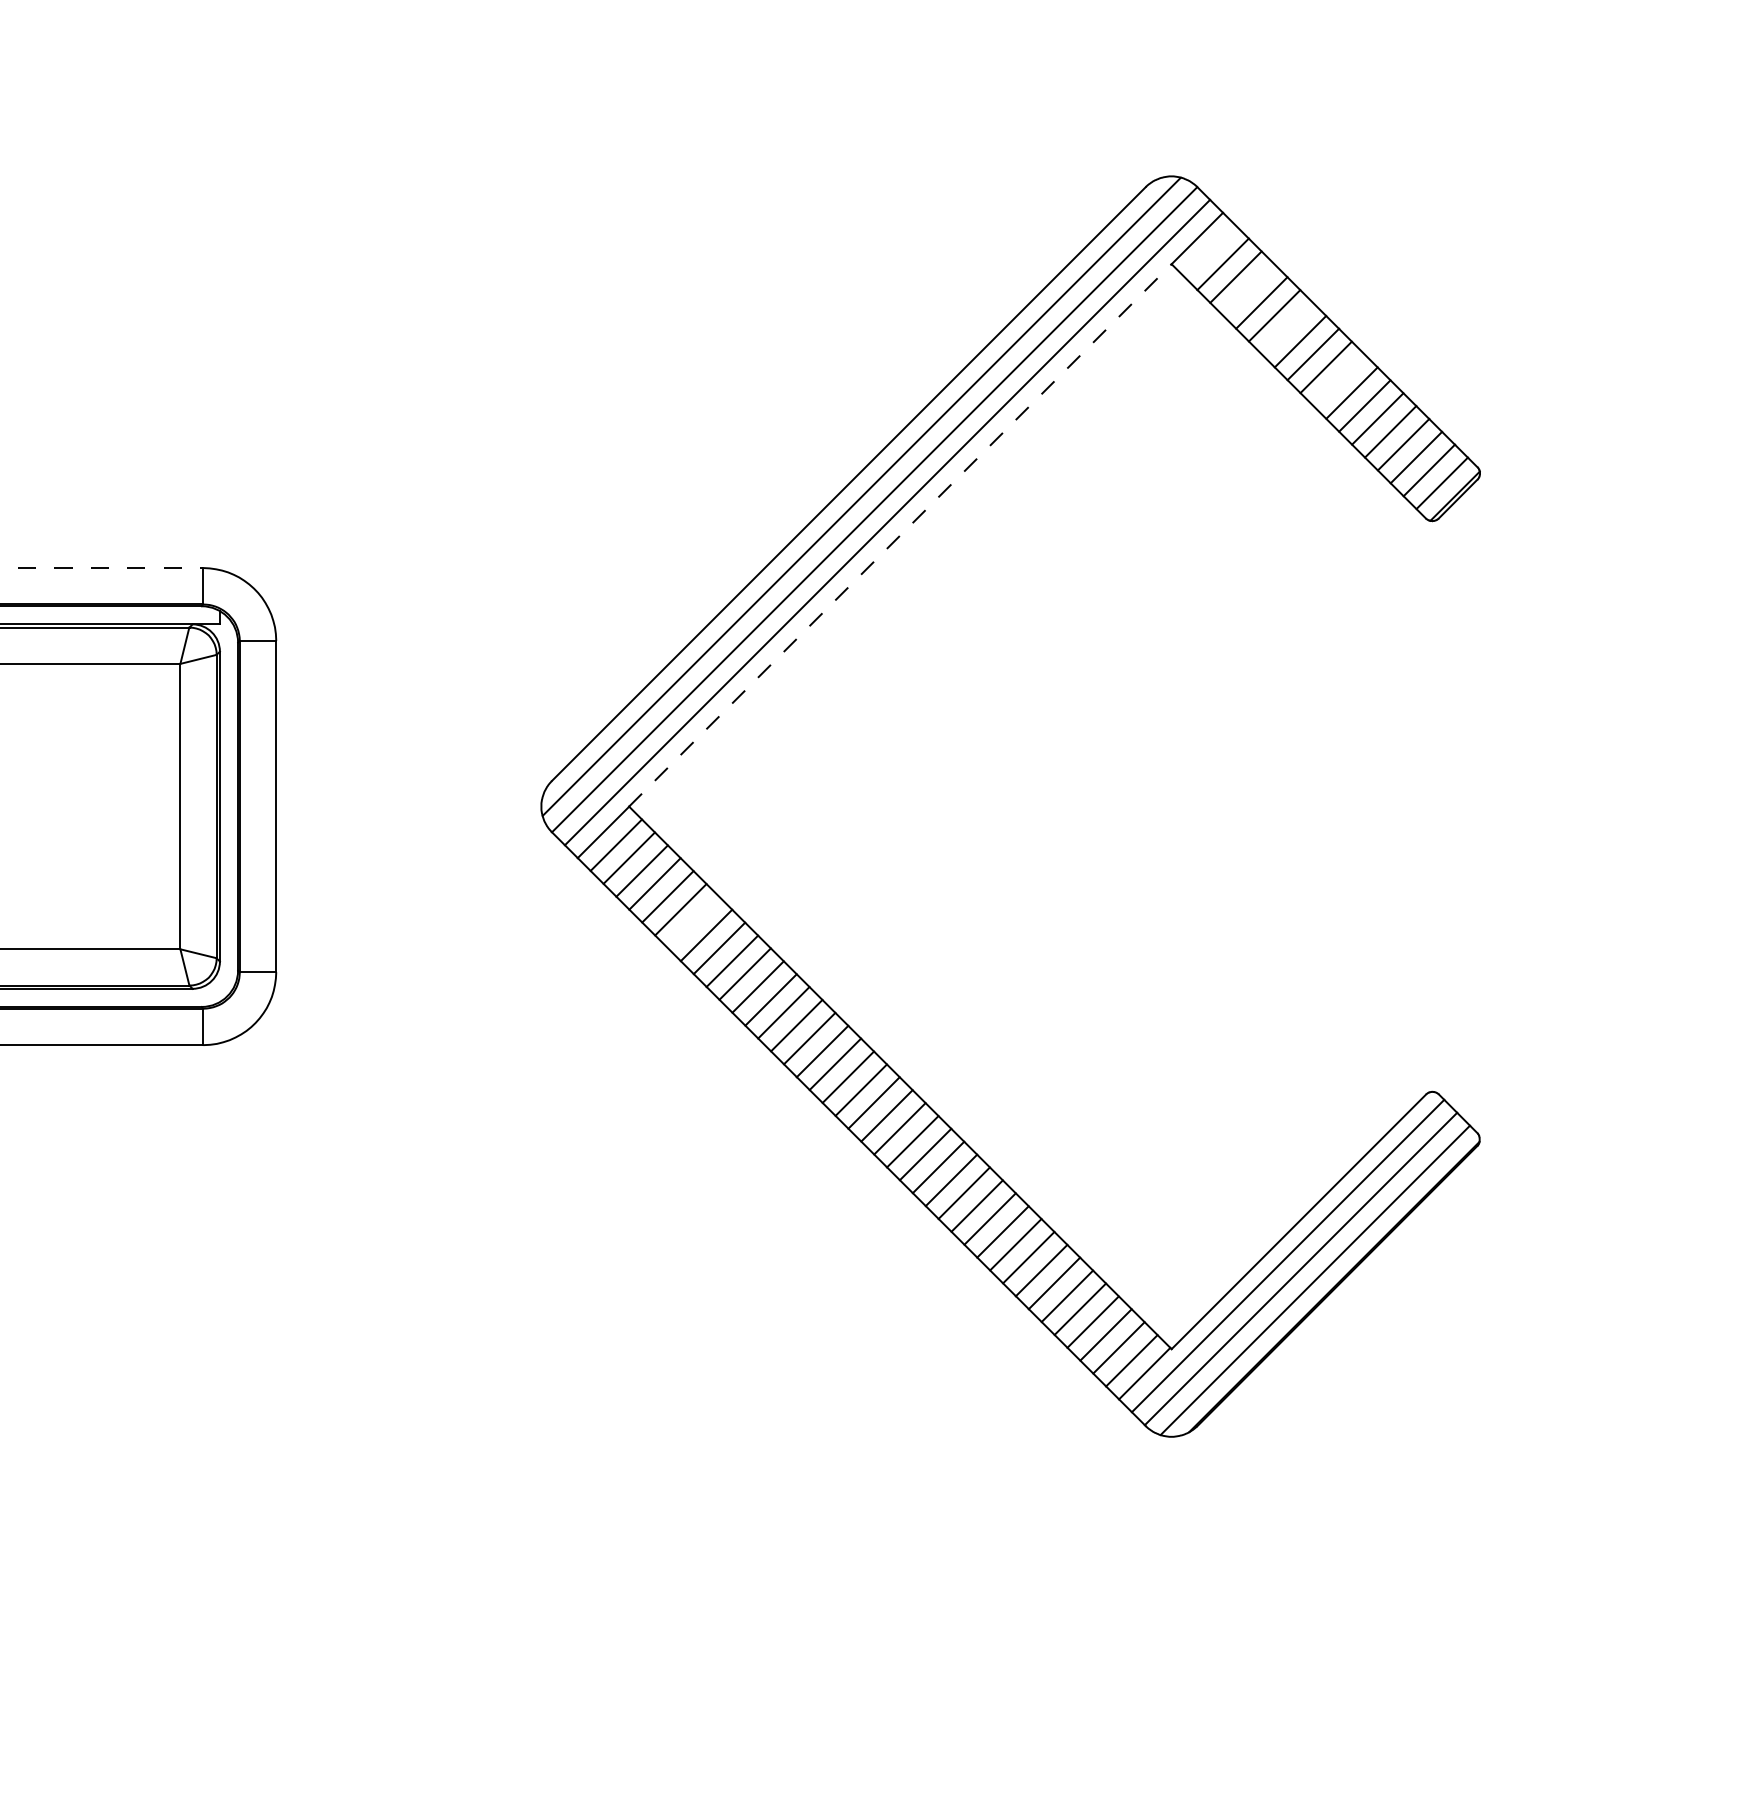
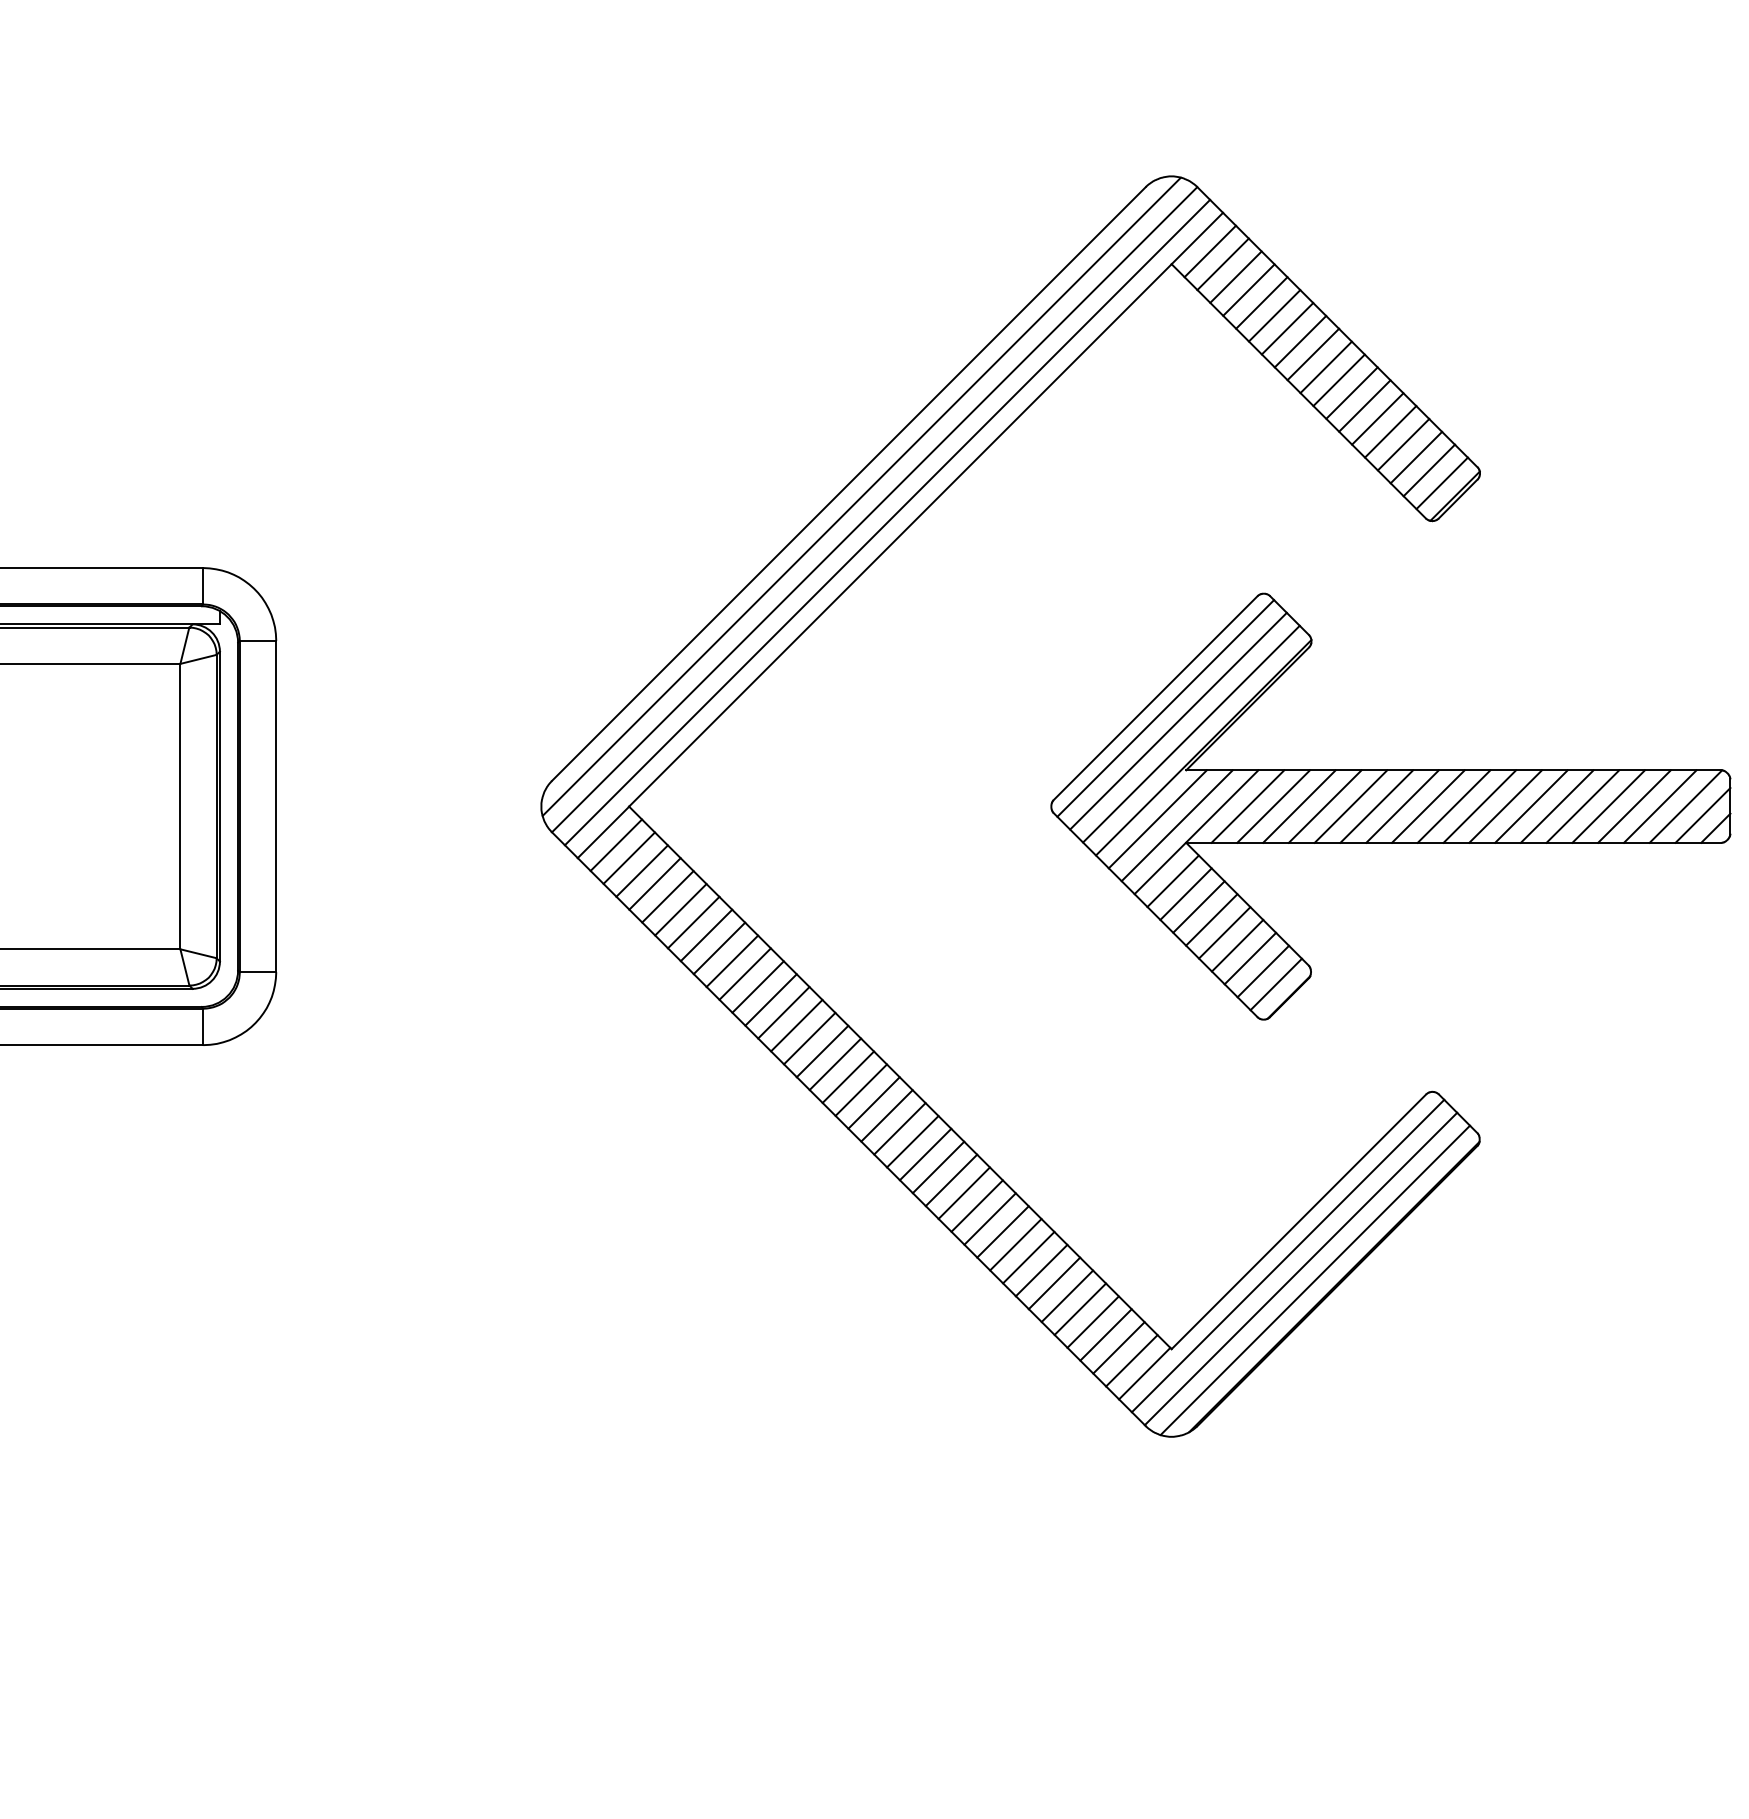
line: none -> present (1209, 251)
line: none -> present (1248, 289)
line: none -> present (1287, 328)
line: none -> present (1338, 380)
line: dashed -> solid (900, 535)
line: dashed -> solid (102, 568)
part: none -> present (1390, 806)
line: none -> present (693, 922)
